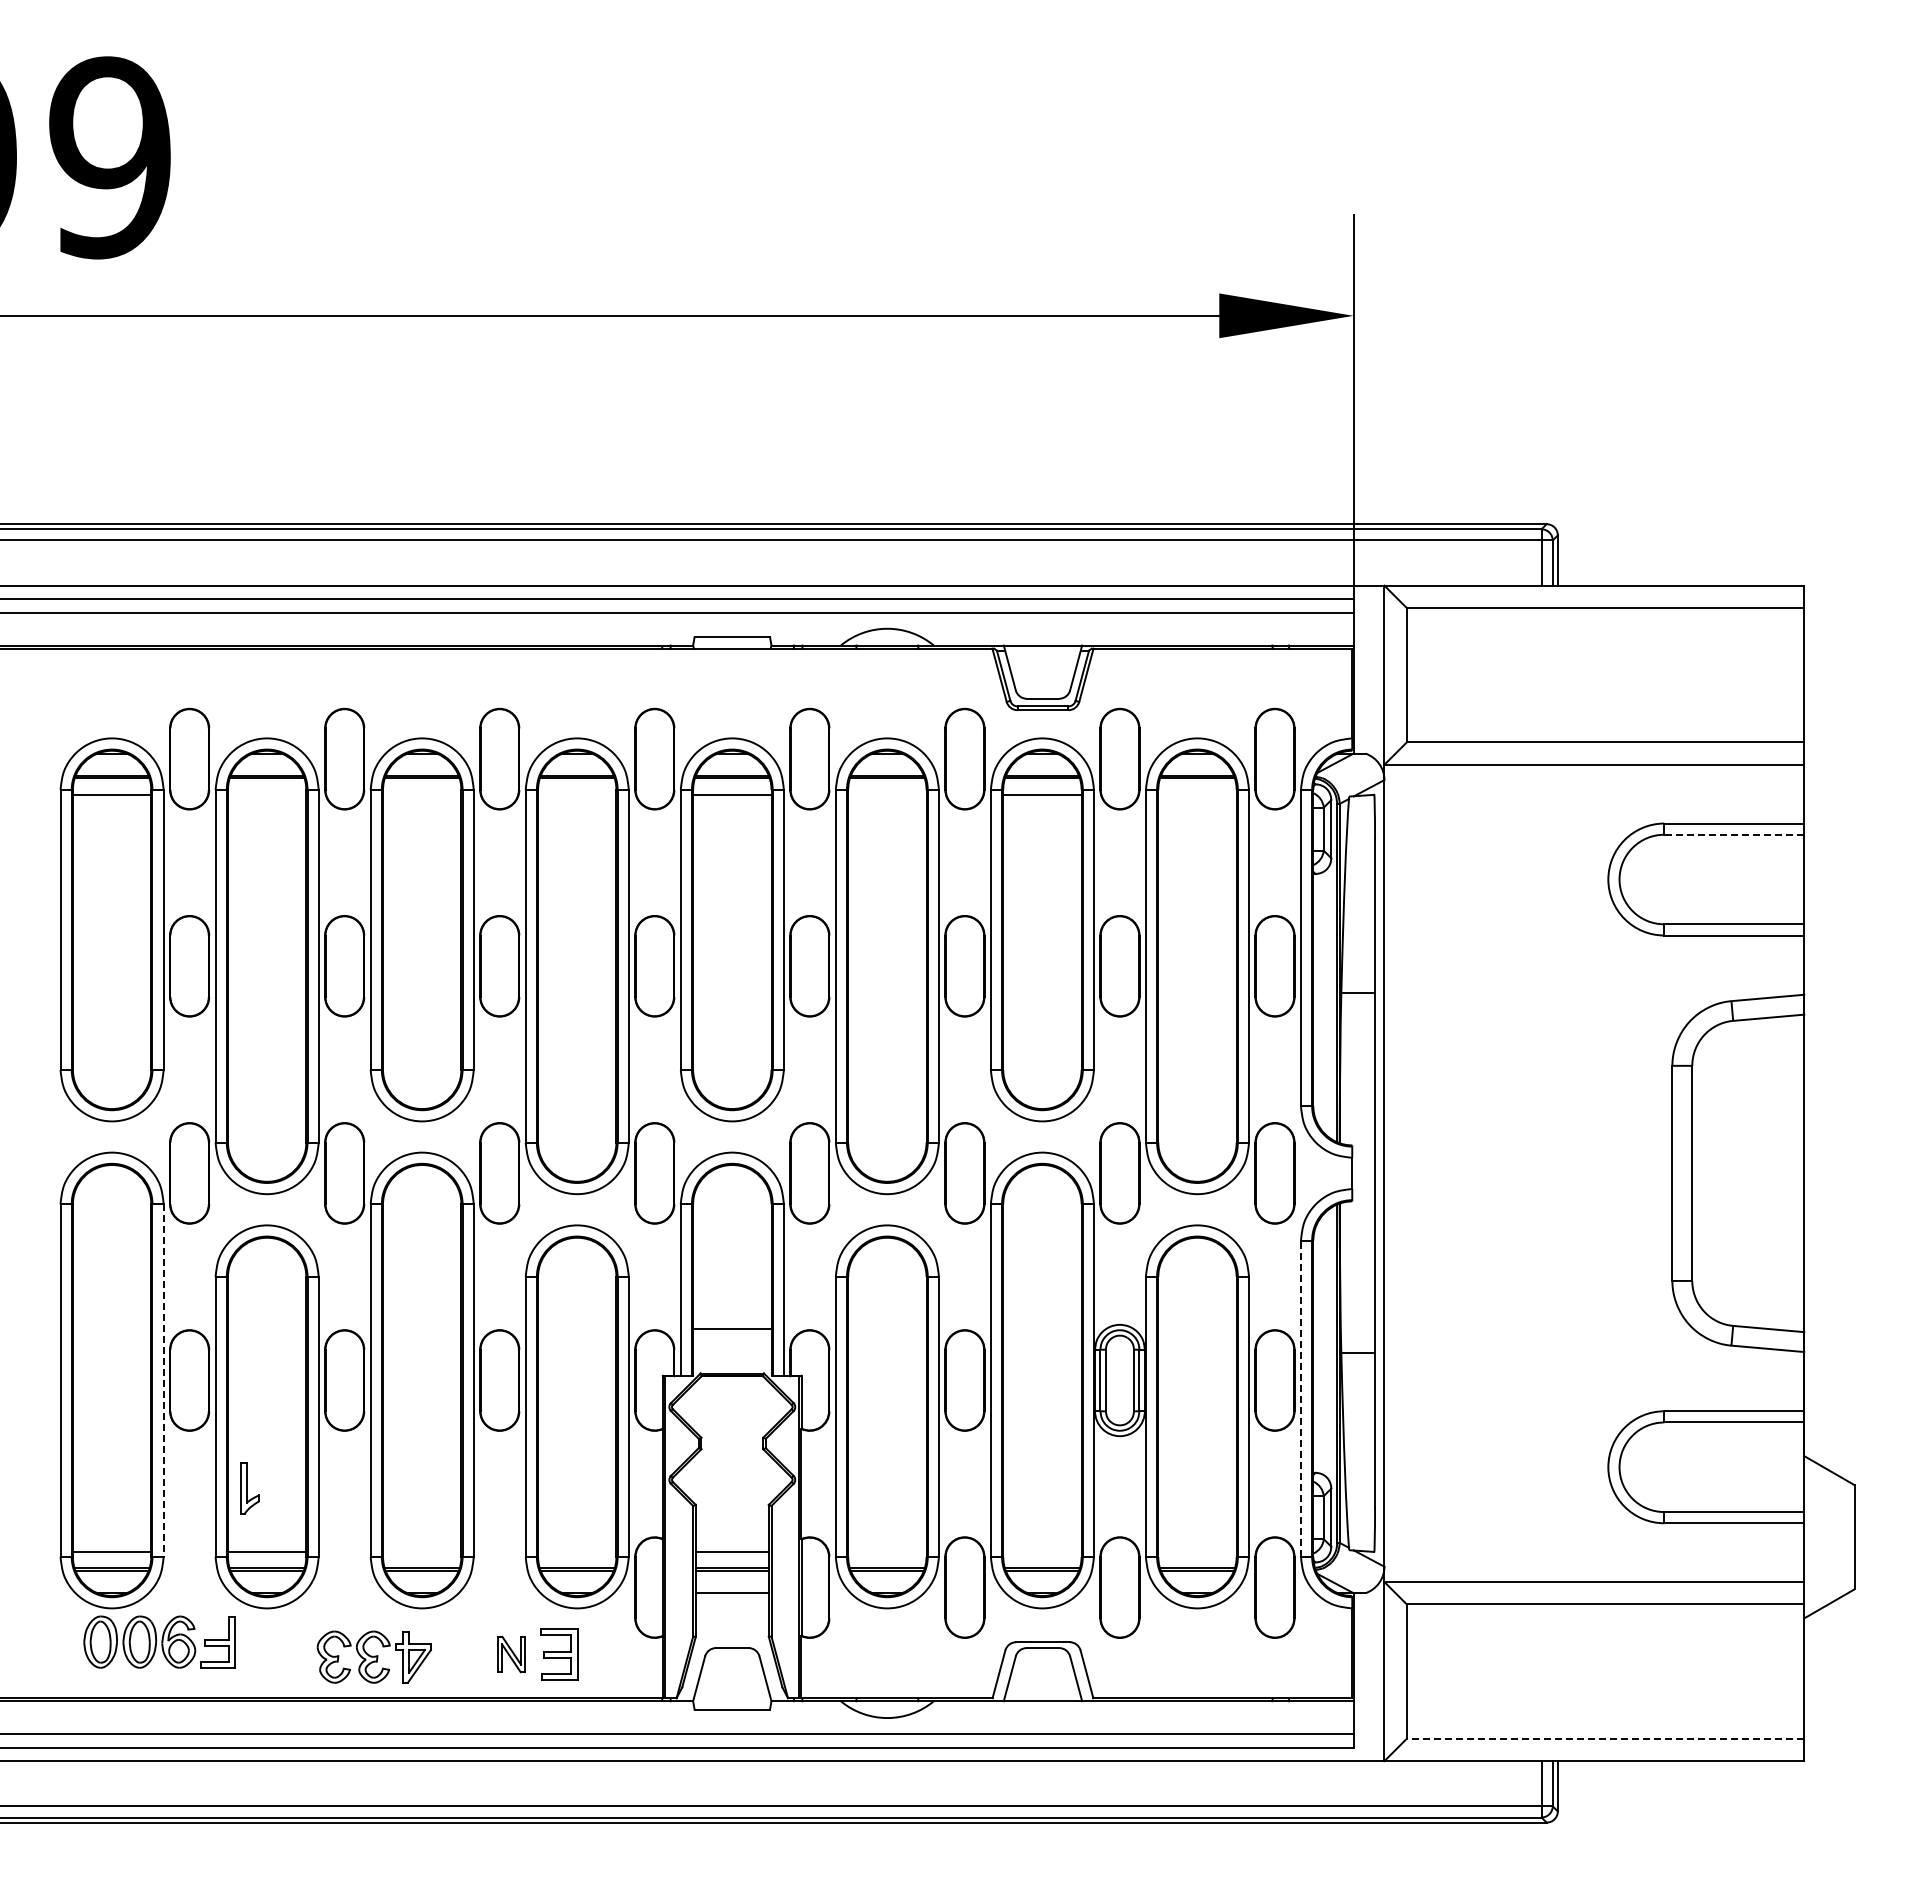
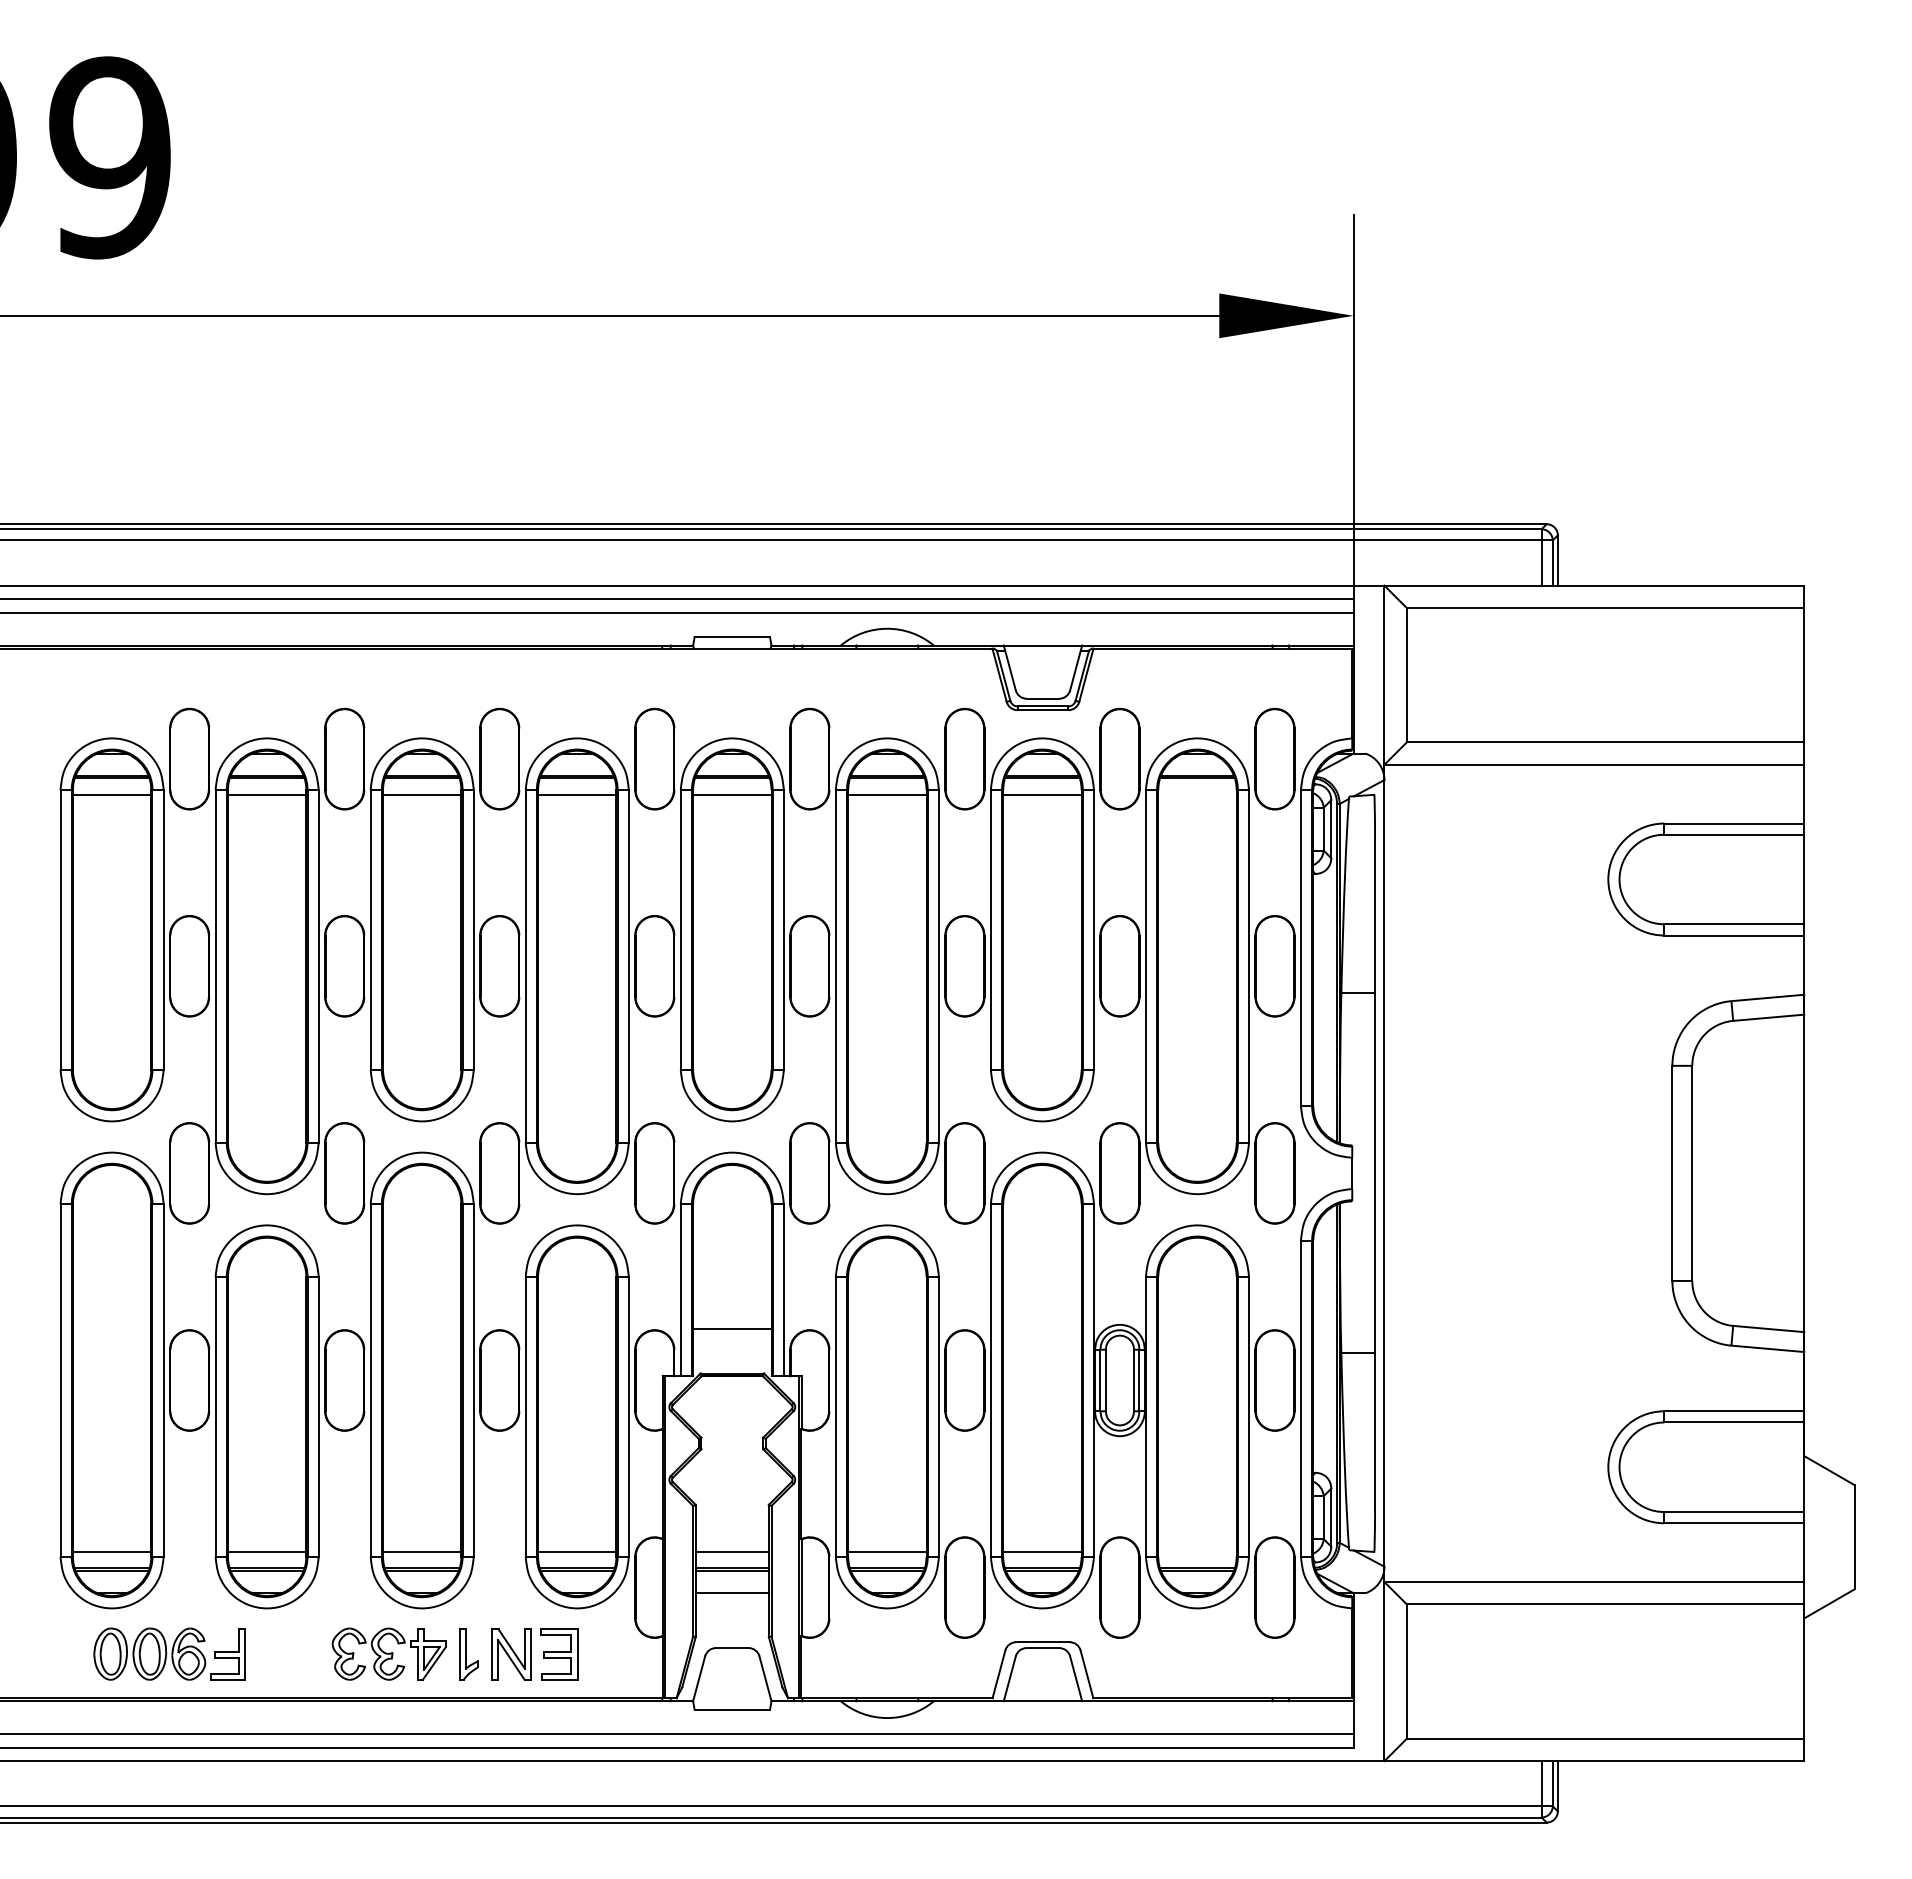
line: none -> present (266, 795)
line: none -> present (422, 795)
line: none -> present (577, 795)
line: none -> present (887, 795)
line: dashed -> solid (1734, 834)
line: dashed -> solid (163, 1381)
line: dashed -> solid (1300, 1398)
part position: (249, 1488) -> (468, 1654) (468, 1654)
line: none -> present (422, 1551)
line: none -> present (577, 1551)
line: none -> present (887, 1551)
line: none -> present (1042, 1551)
part position: (159, 1641) -> (169, 1653) (169, 1653)
part size: 29x39 px -> 41x53 px (511, 1654)
part position: (373, 1656) -> (388, 1653) (388, 1653)
line: dashed -> solid (1605, 1738)
